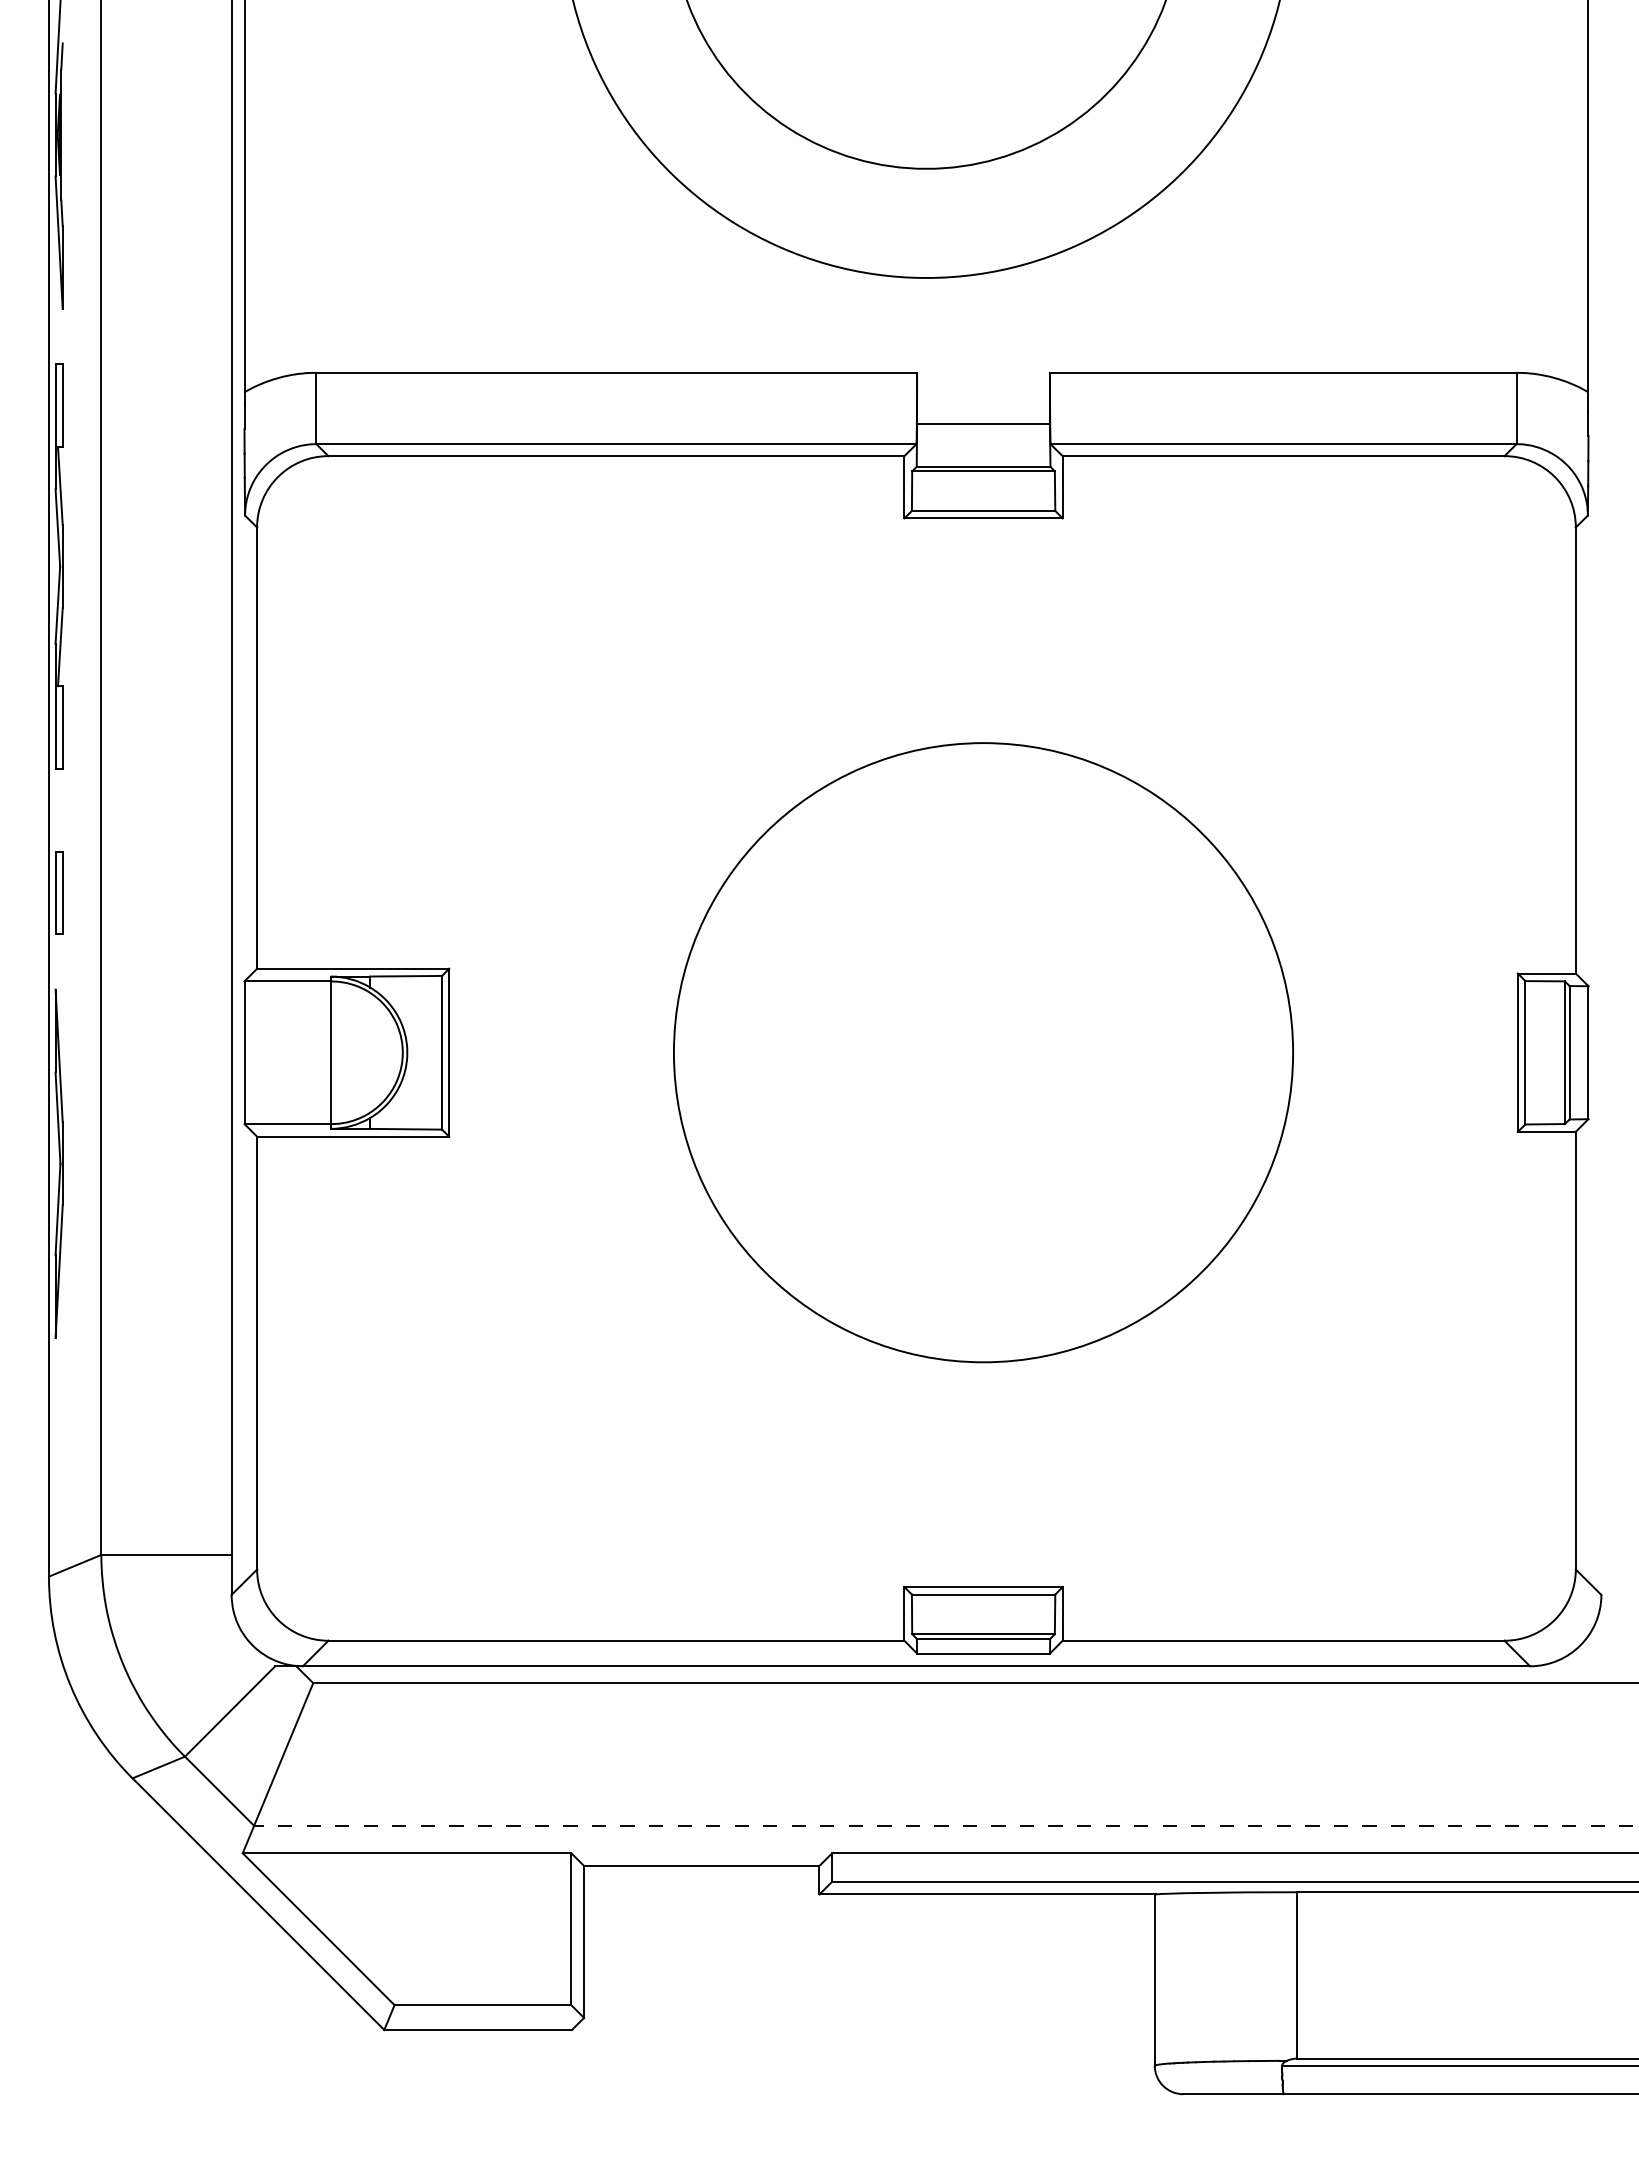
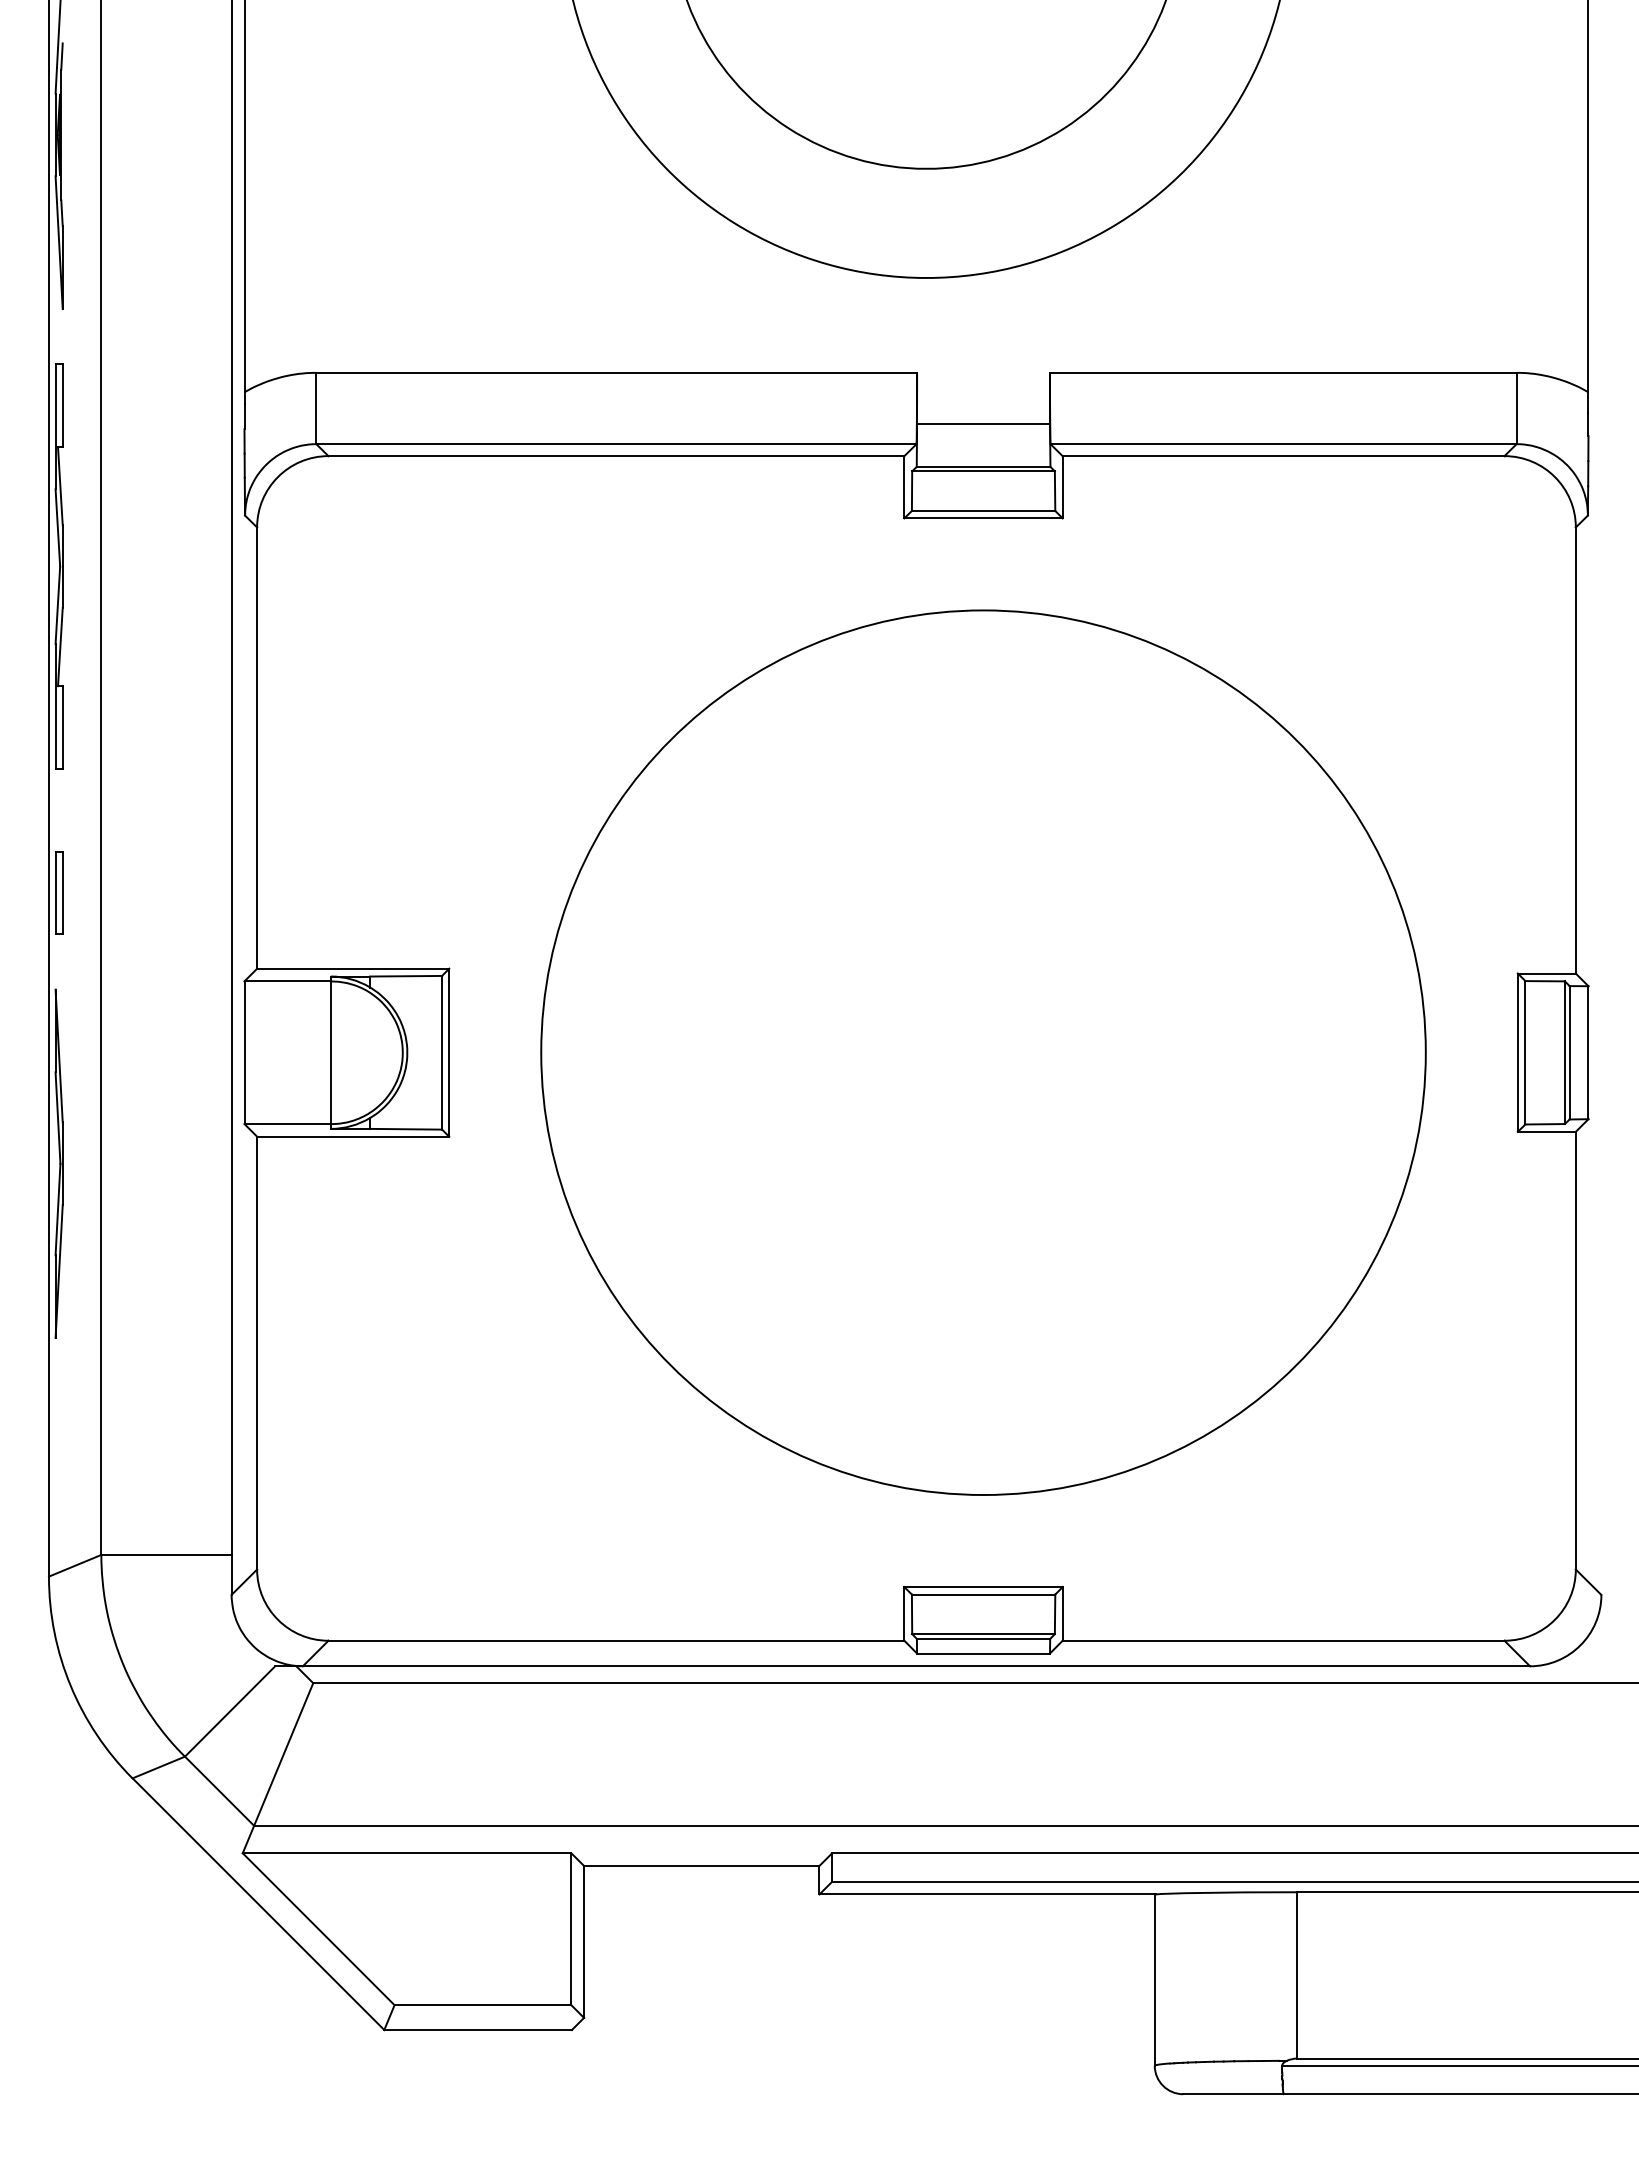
circle diameter: 619 px -> 885 px (983, 1052)
line: dashed -> solid (946, 1825)
